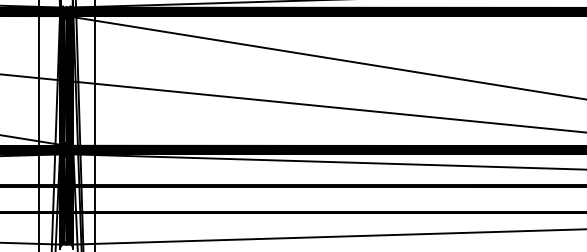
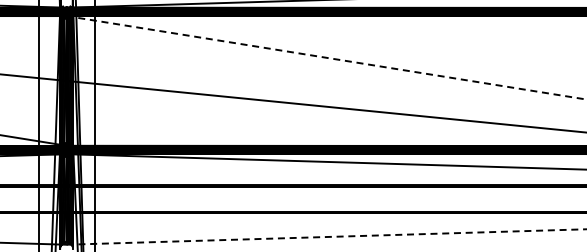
line: solid -> dashed (327, 57)
line: solid -> dashed (326, 237)
